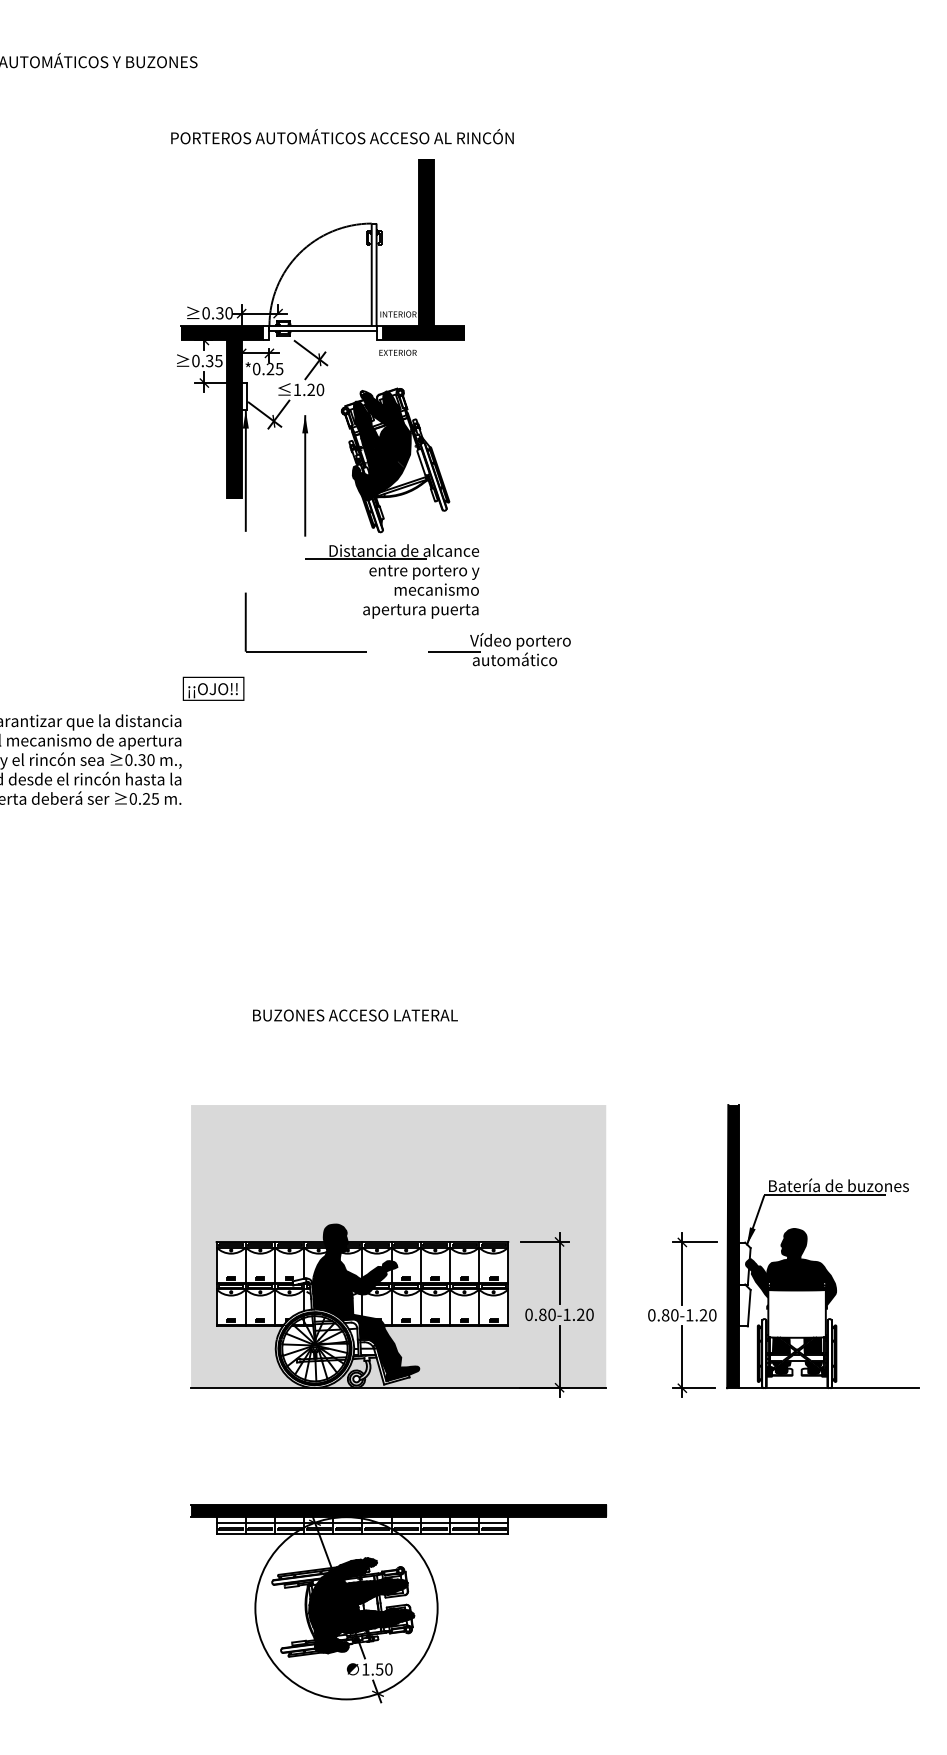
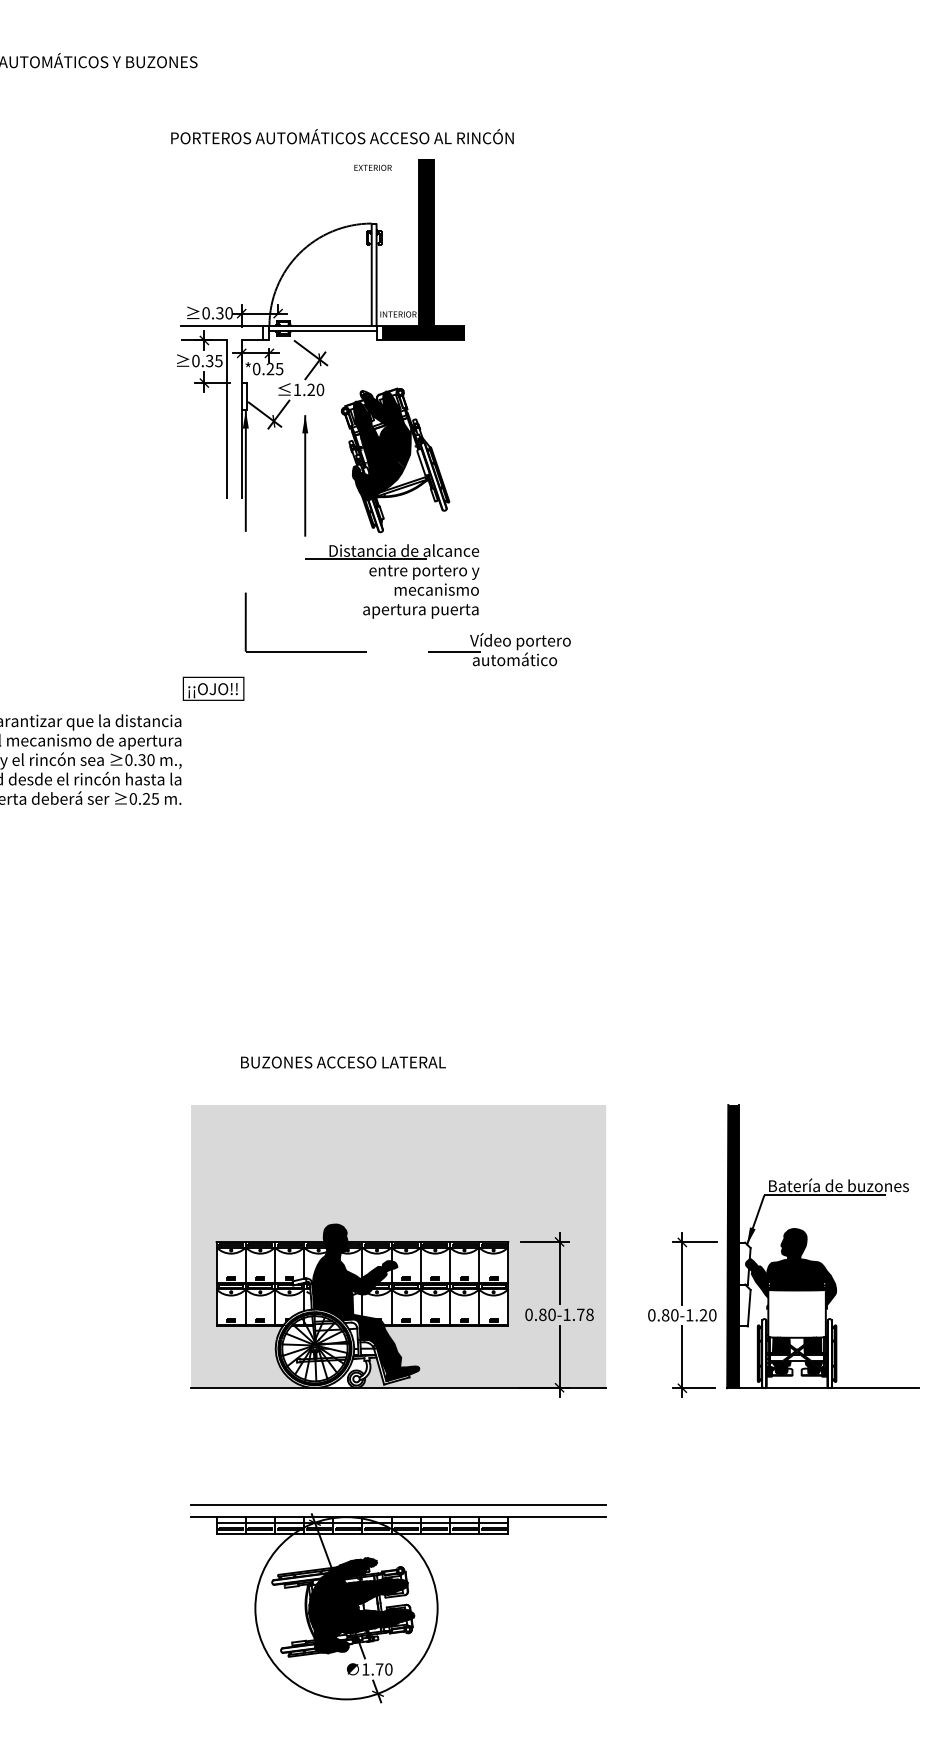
text position: (397, 352) -> (372, 167) (372, 167)
fill: present -> none (221, 412)
text position: (355, 1015) -> (343, 1062) (343, 1062)
text: 0.80-1.20 -> 0.80-1.78 (585, 1314)
fill: present -> none (344, 1372)
fill: present -> none (399, 1510)
text: 1.50 -> 1.70 (379, 1669)
